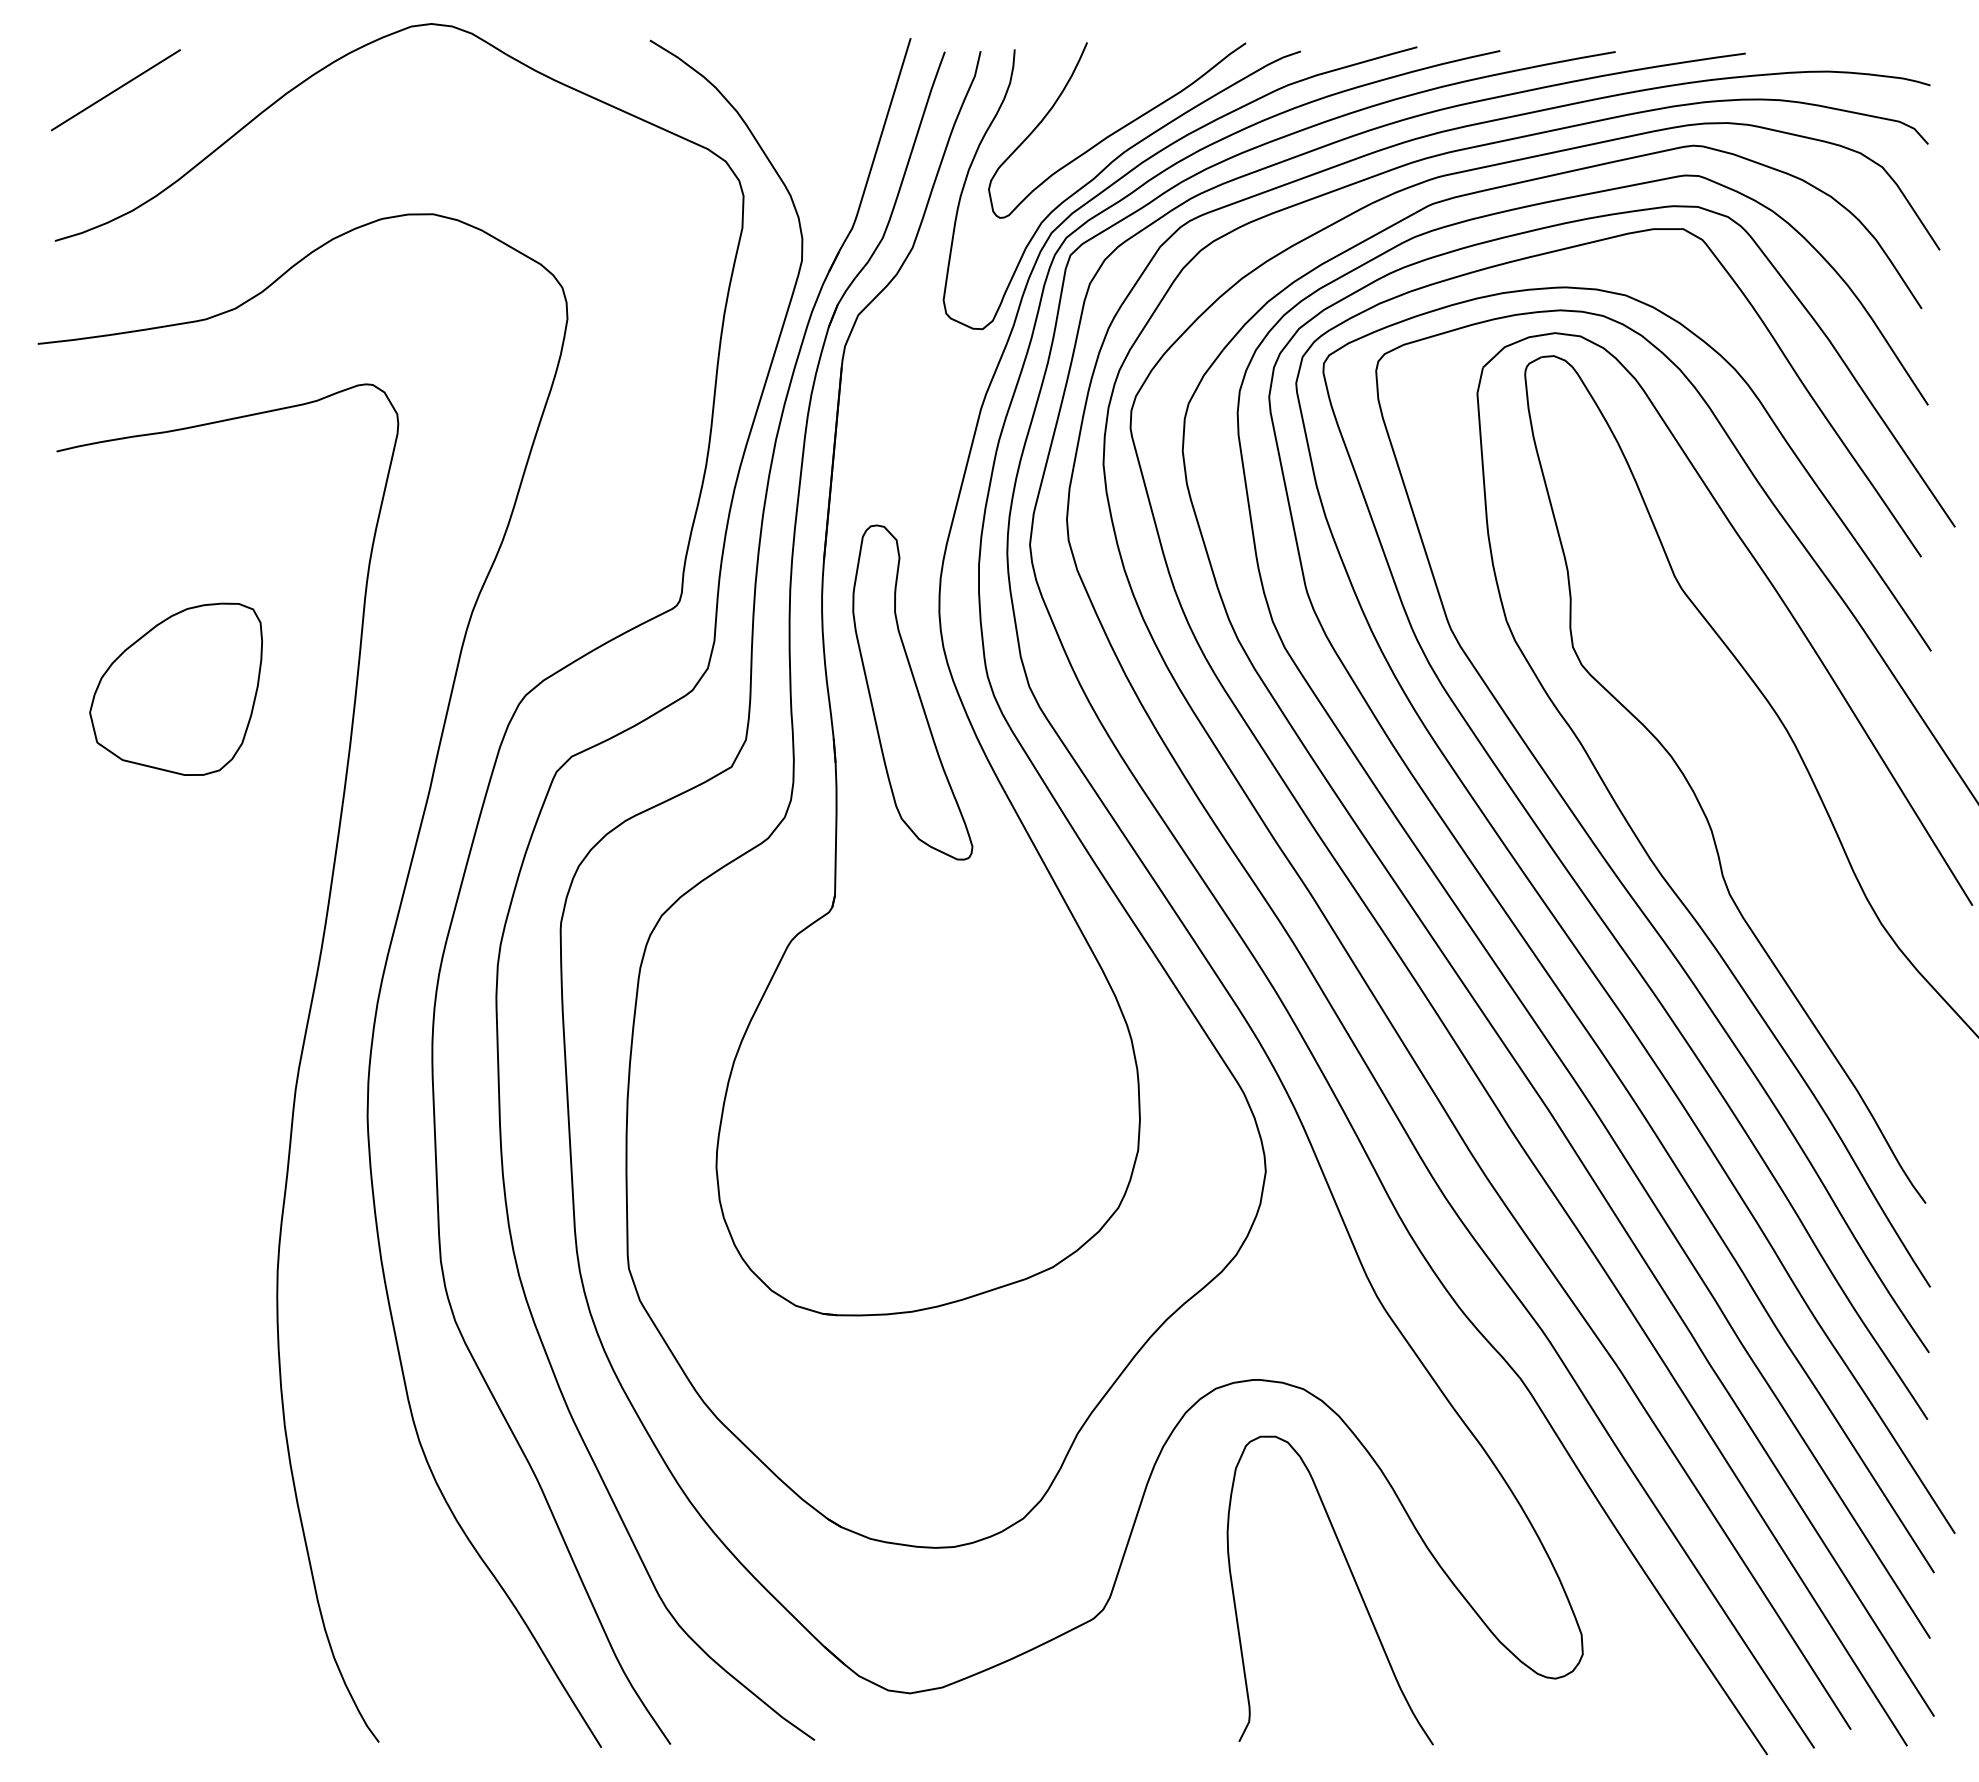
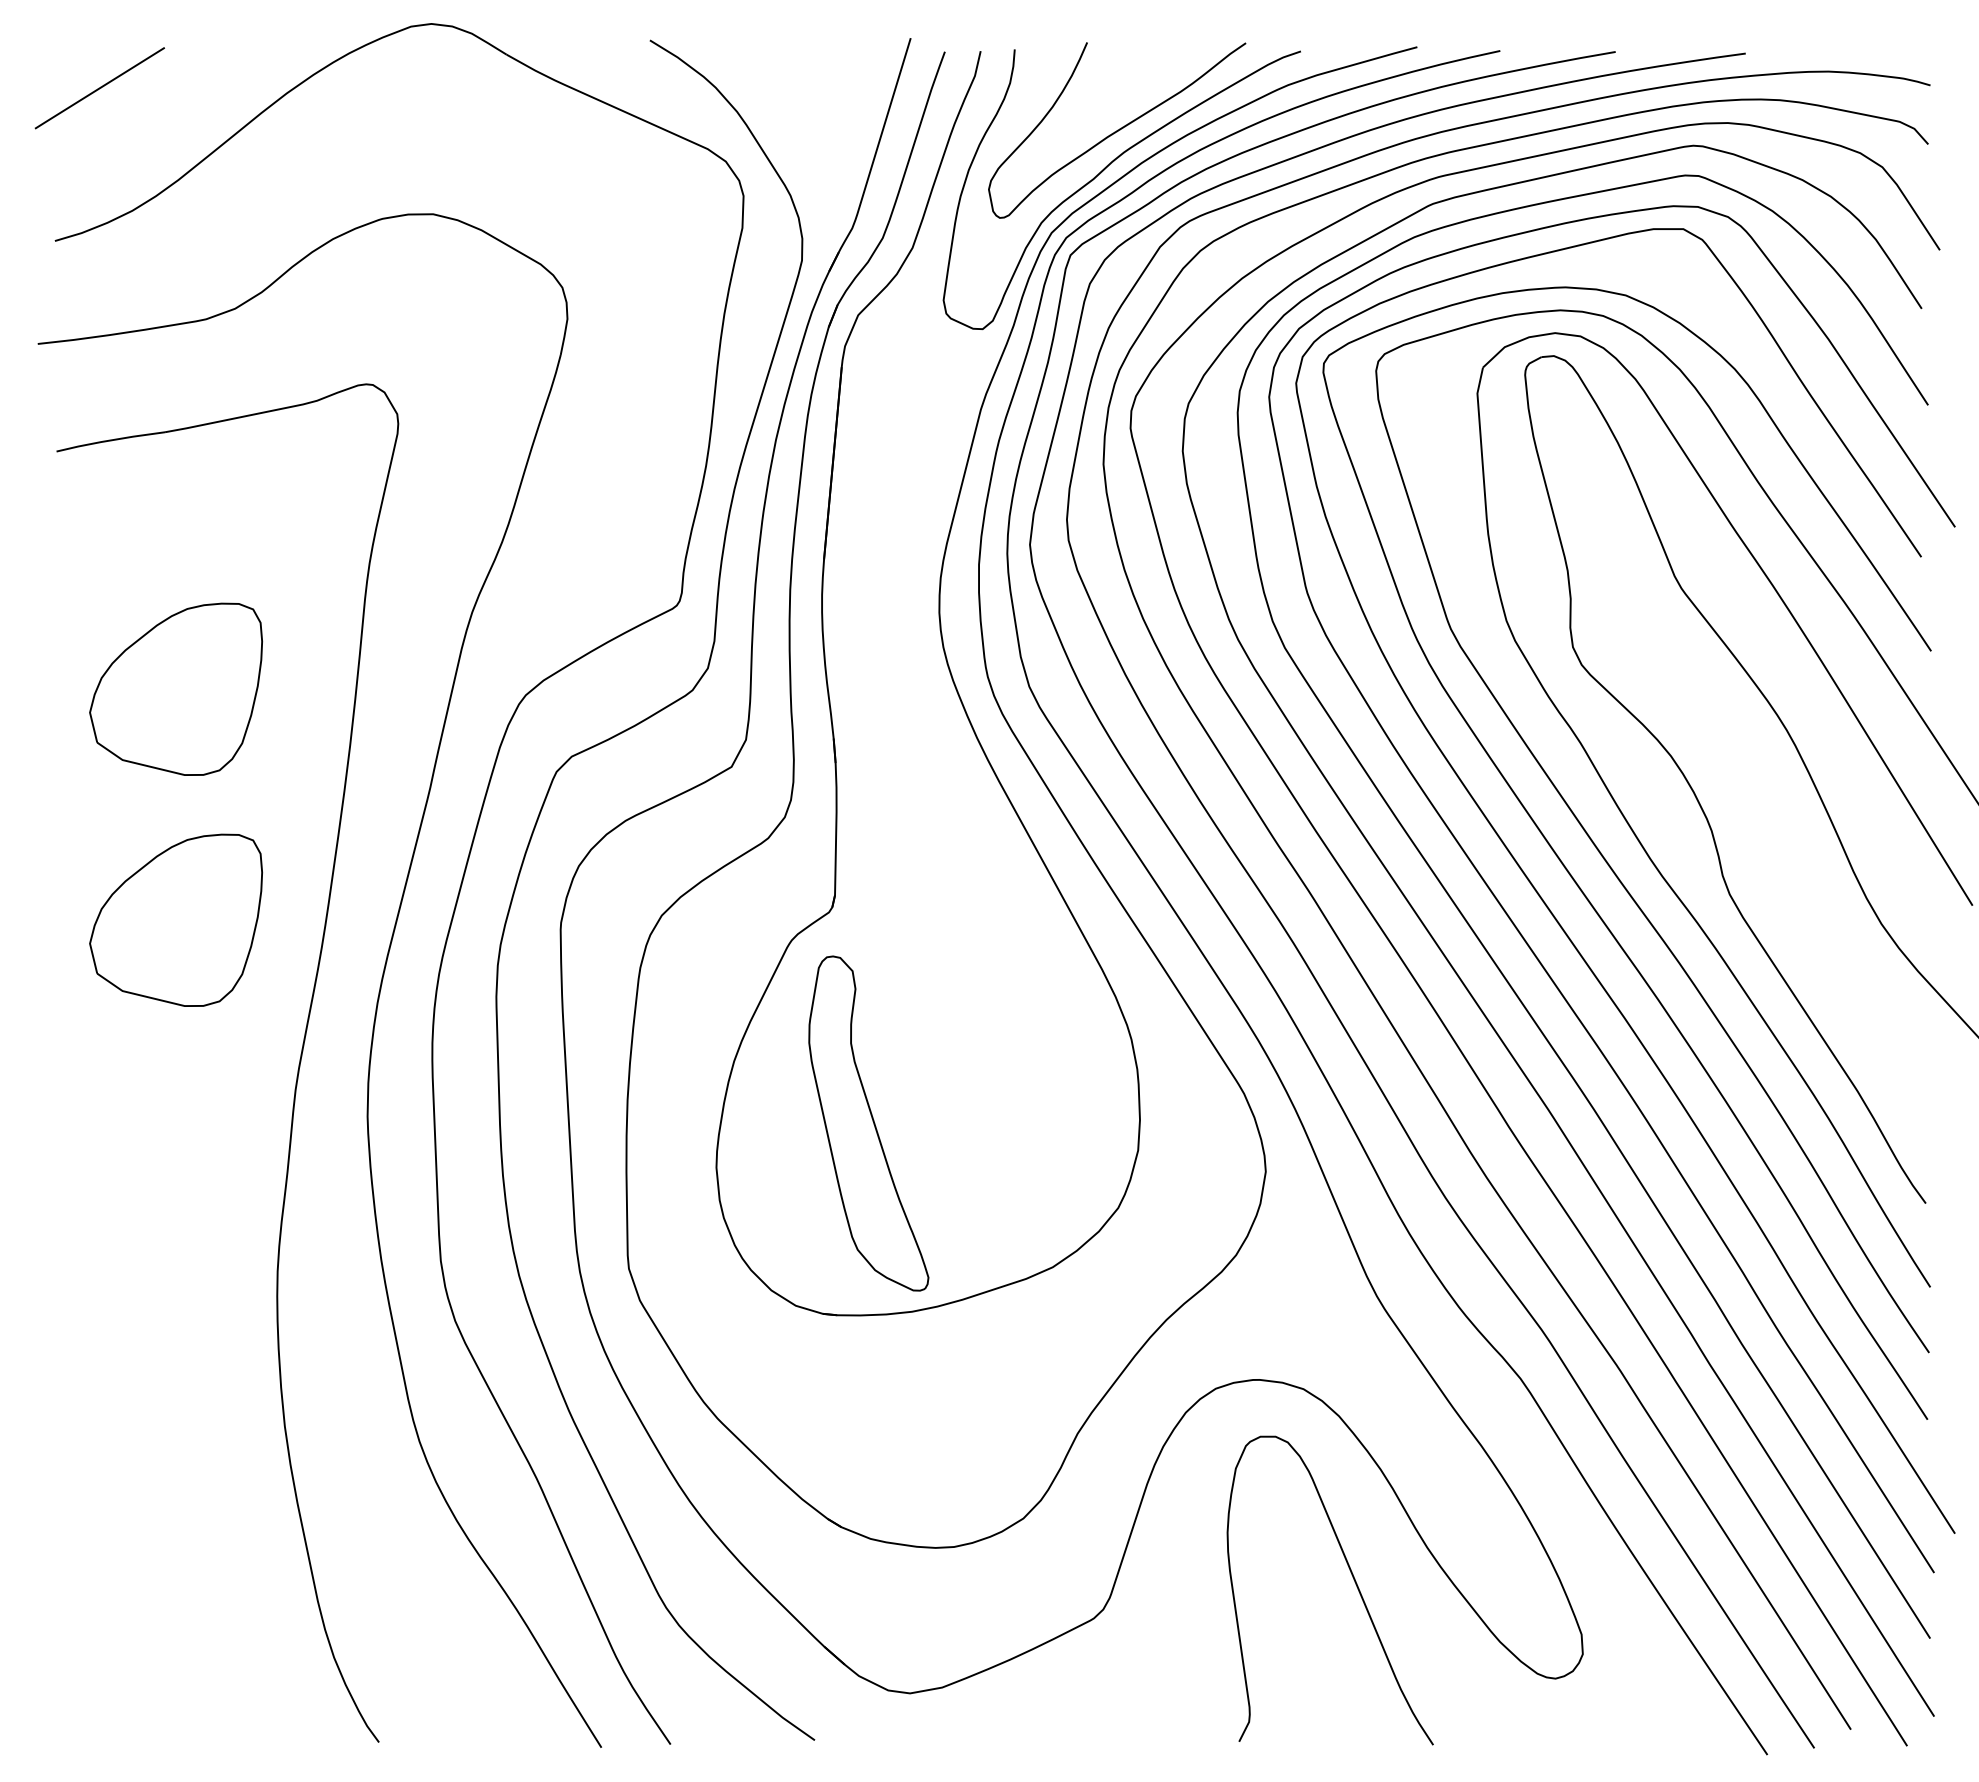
line position: (115, 90) -> (99, 88) (99, 88)
part position: (912, 692) -> (868, 1123) (868, 1123)
part: none -> present (176, 919)
